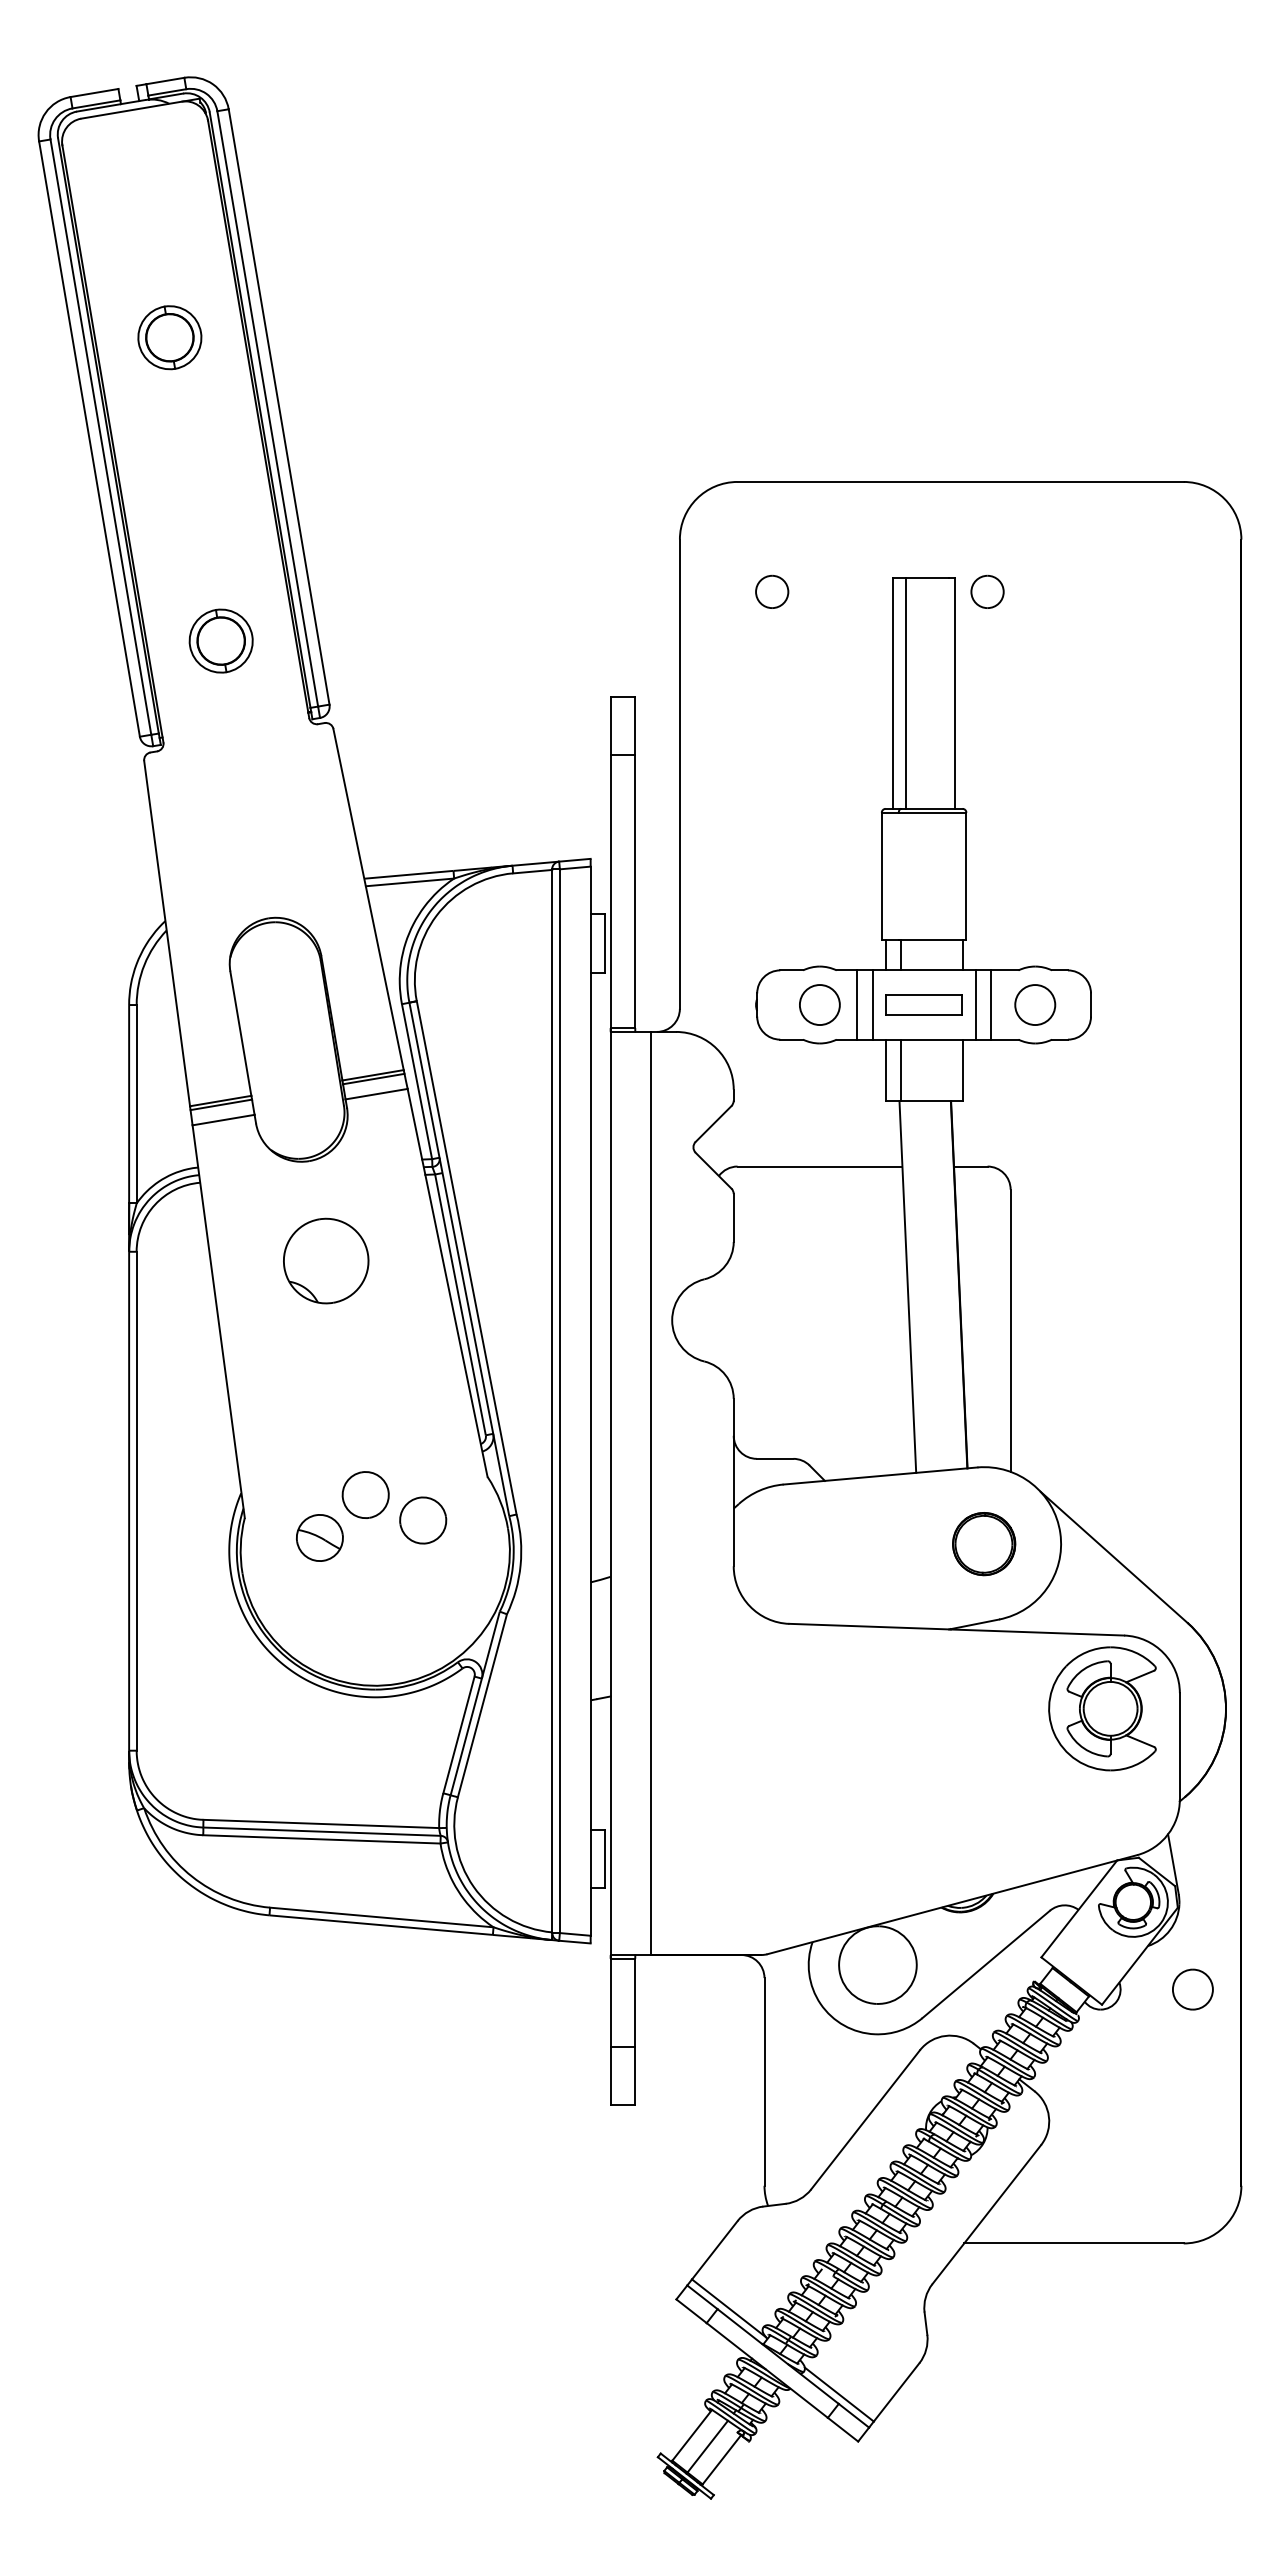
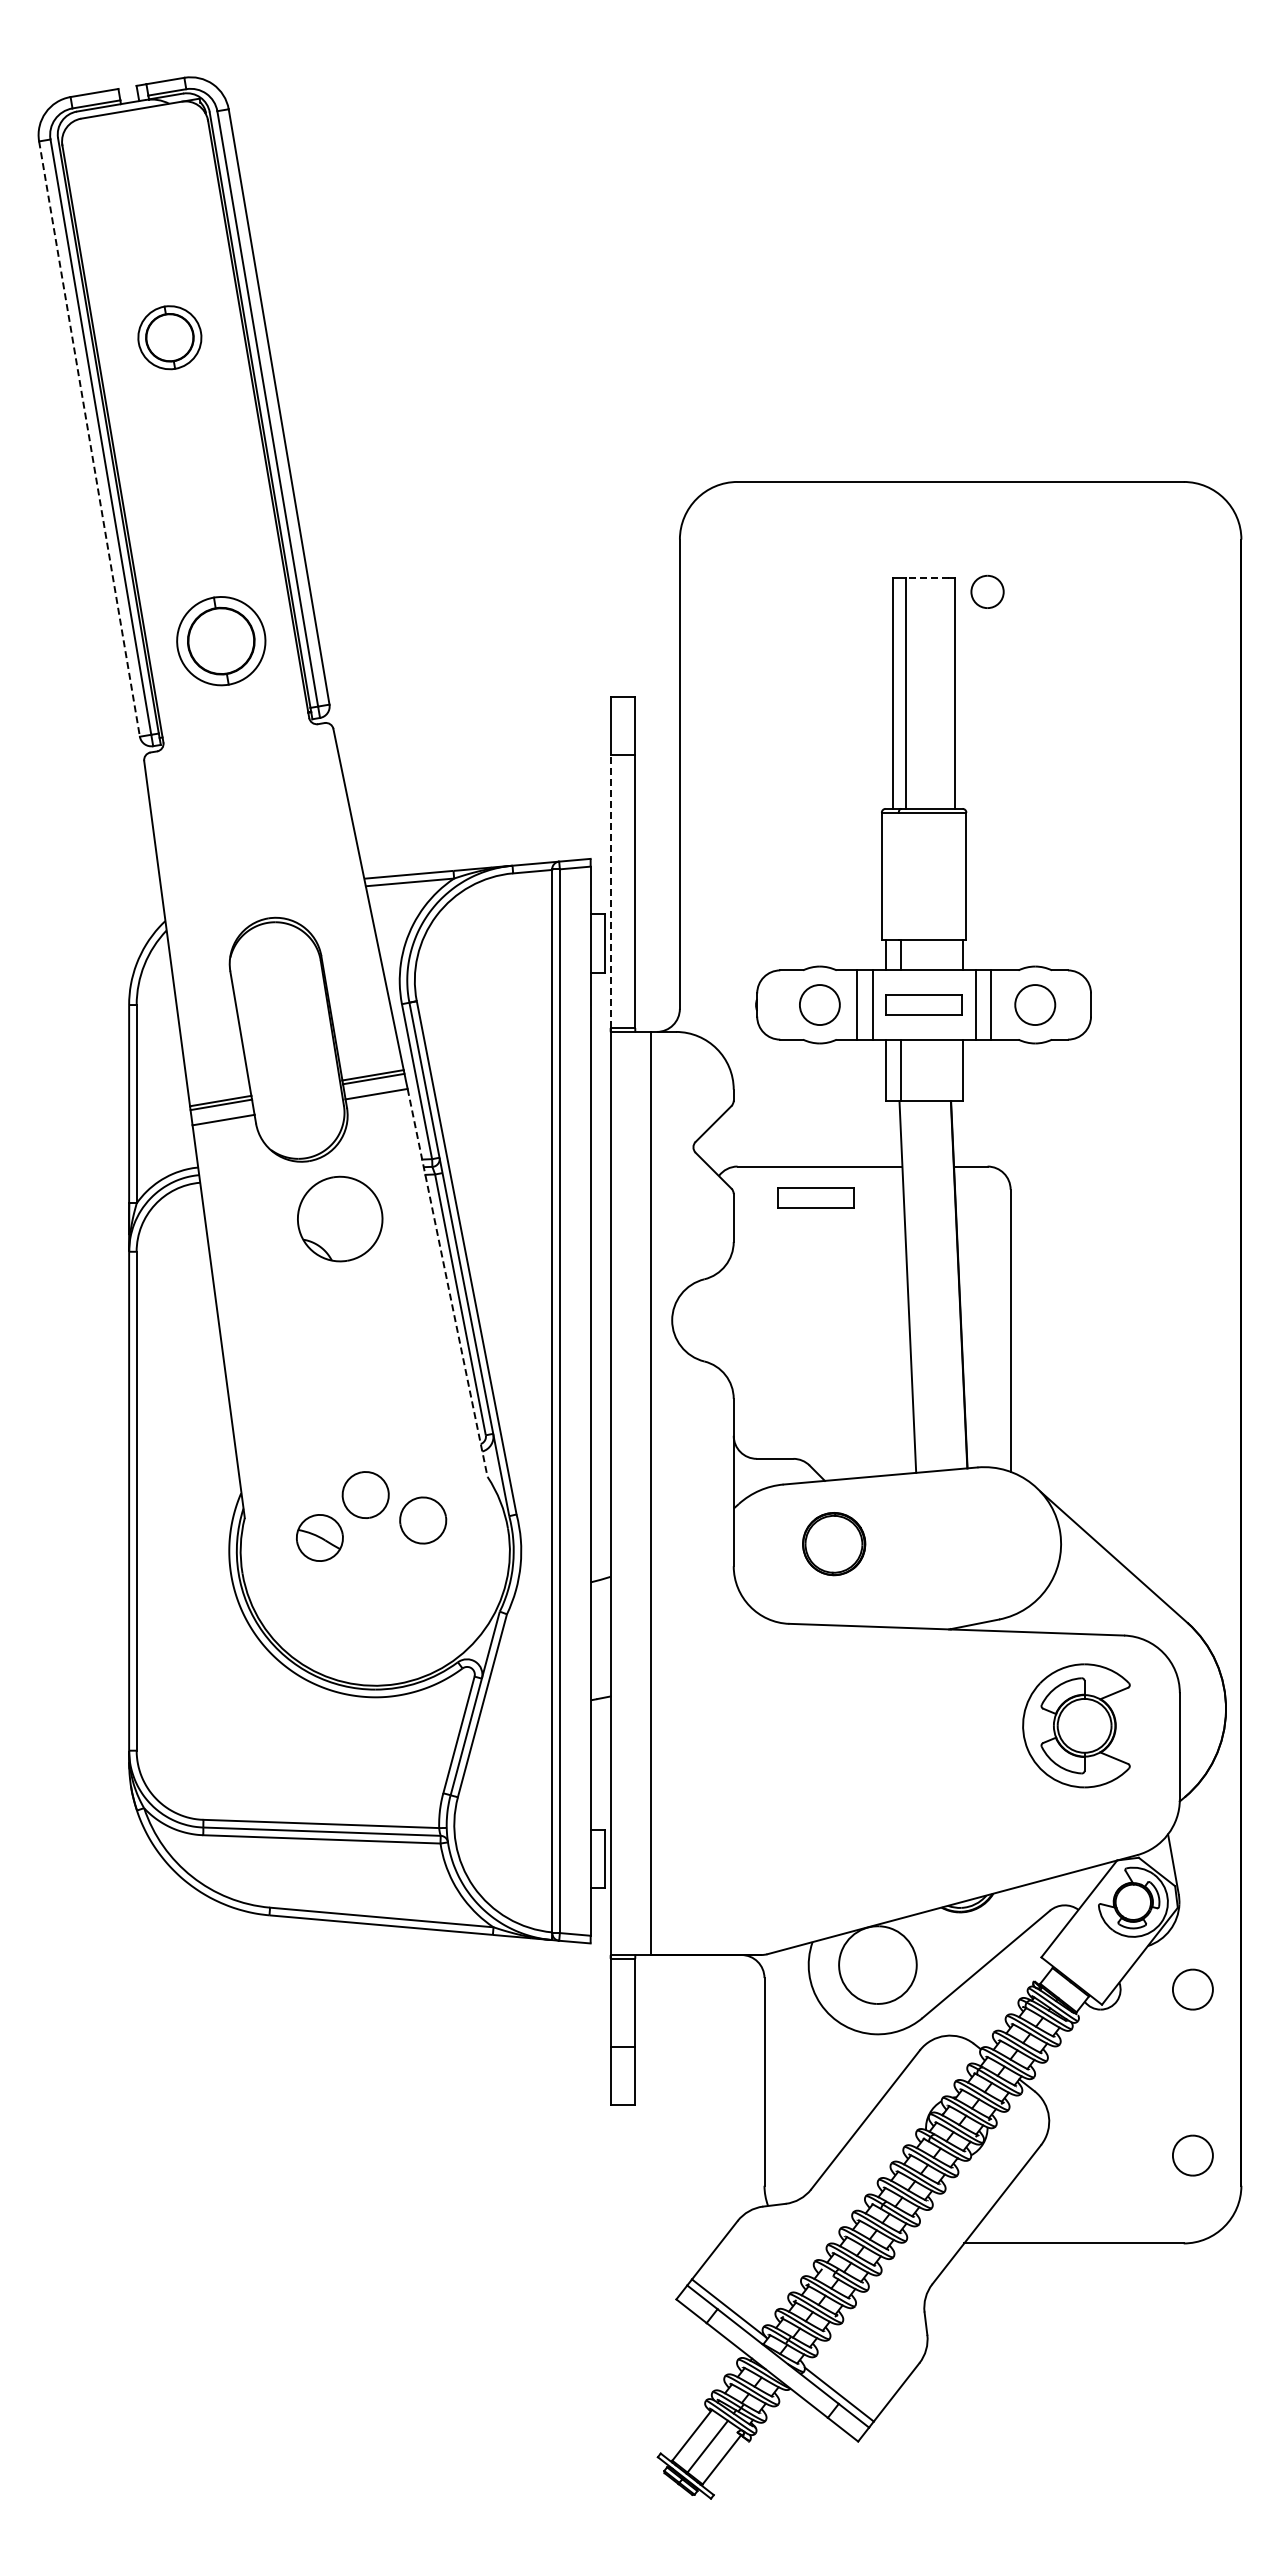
line: solid -> dashed (89, 439)
line: solid -> dashed (927, 578)
part: present -> none (772, 591)
part size: 66x66 px -> 91x91 px (221, 641)
line: solid -> dashed (610, 891)
part: none -> present (815, 1197)
part position: (326, 1260) -> (340, 1218) (340, 1218)
line: solid -> dashed (447, 1283)
part position: (984, 1544) -> (834, 1544) (834, 1544)
part position: (1102, 1708) -> (1076, 1725) (1076, 1725)
part: none -> present (1192, 2155)
